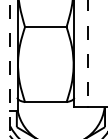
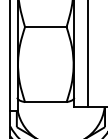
line: dashed -> solid (88, 54)
line: dashed -> solid (10, 69)
